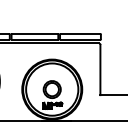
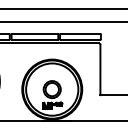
line: none -> present (63, 8)
line: none -> present (63, 22)
